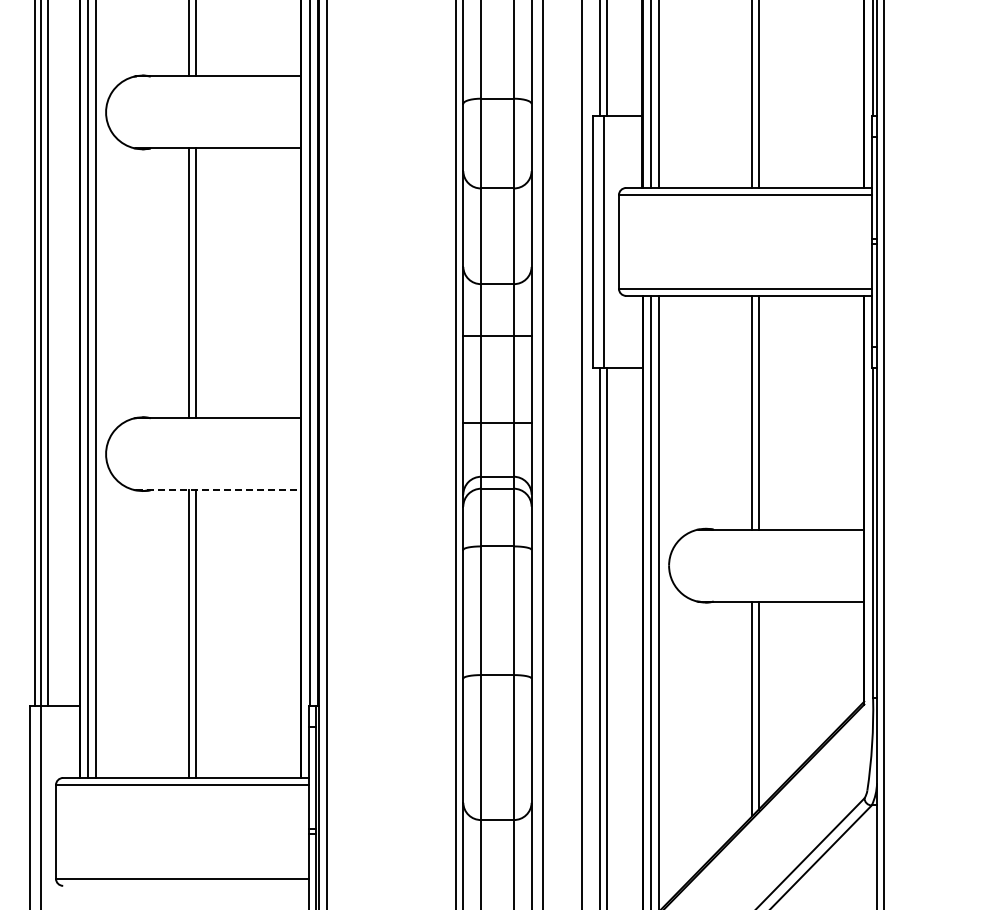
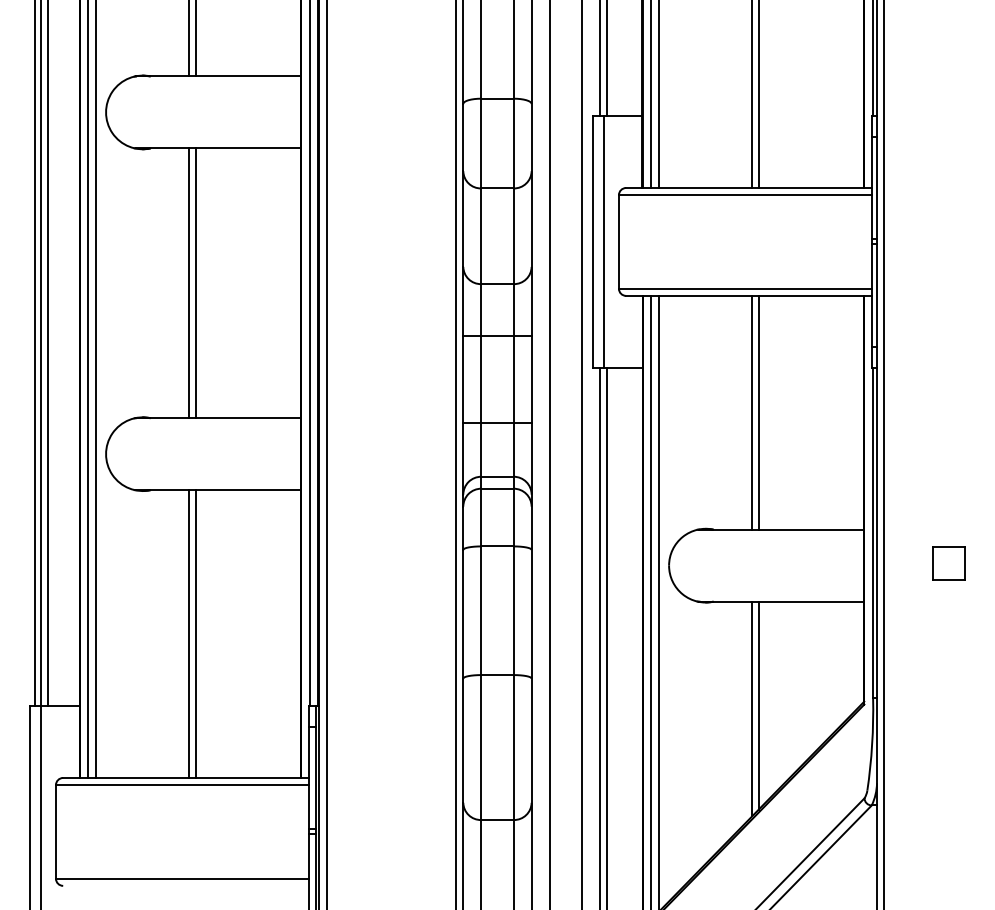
line position: (542, 454) -> (549, 454) (549, 454)
line: dashed -> solid (218, 490)
part: none -> present (948, 563)
